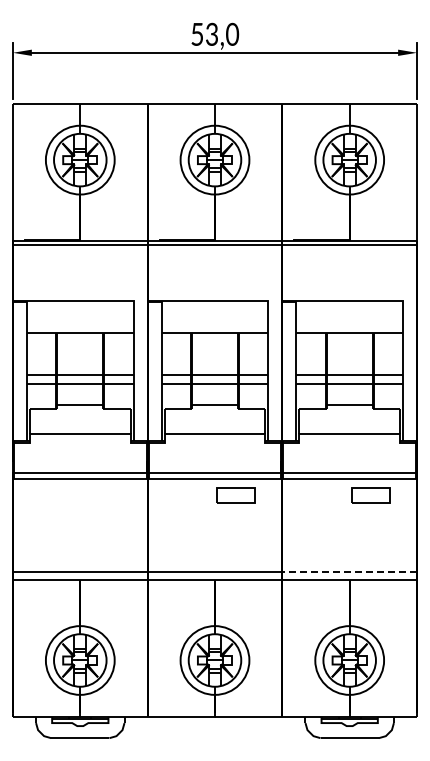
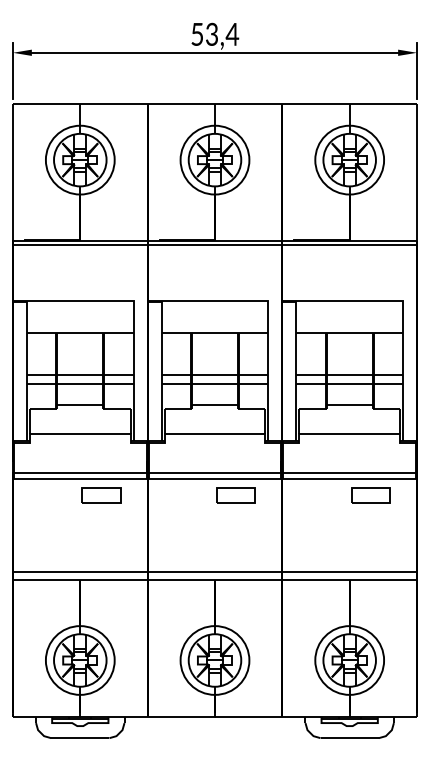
text: 53,0 -> 53,4 (232, 33)
part: none -> present (101, 495)
line: dashed -> solid (349, 572)
